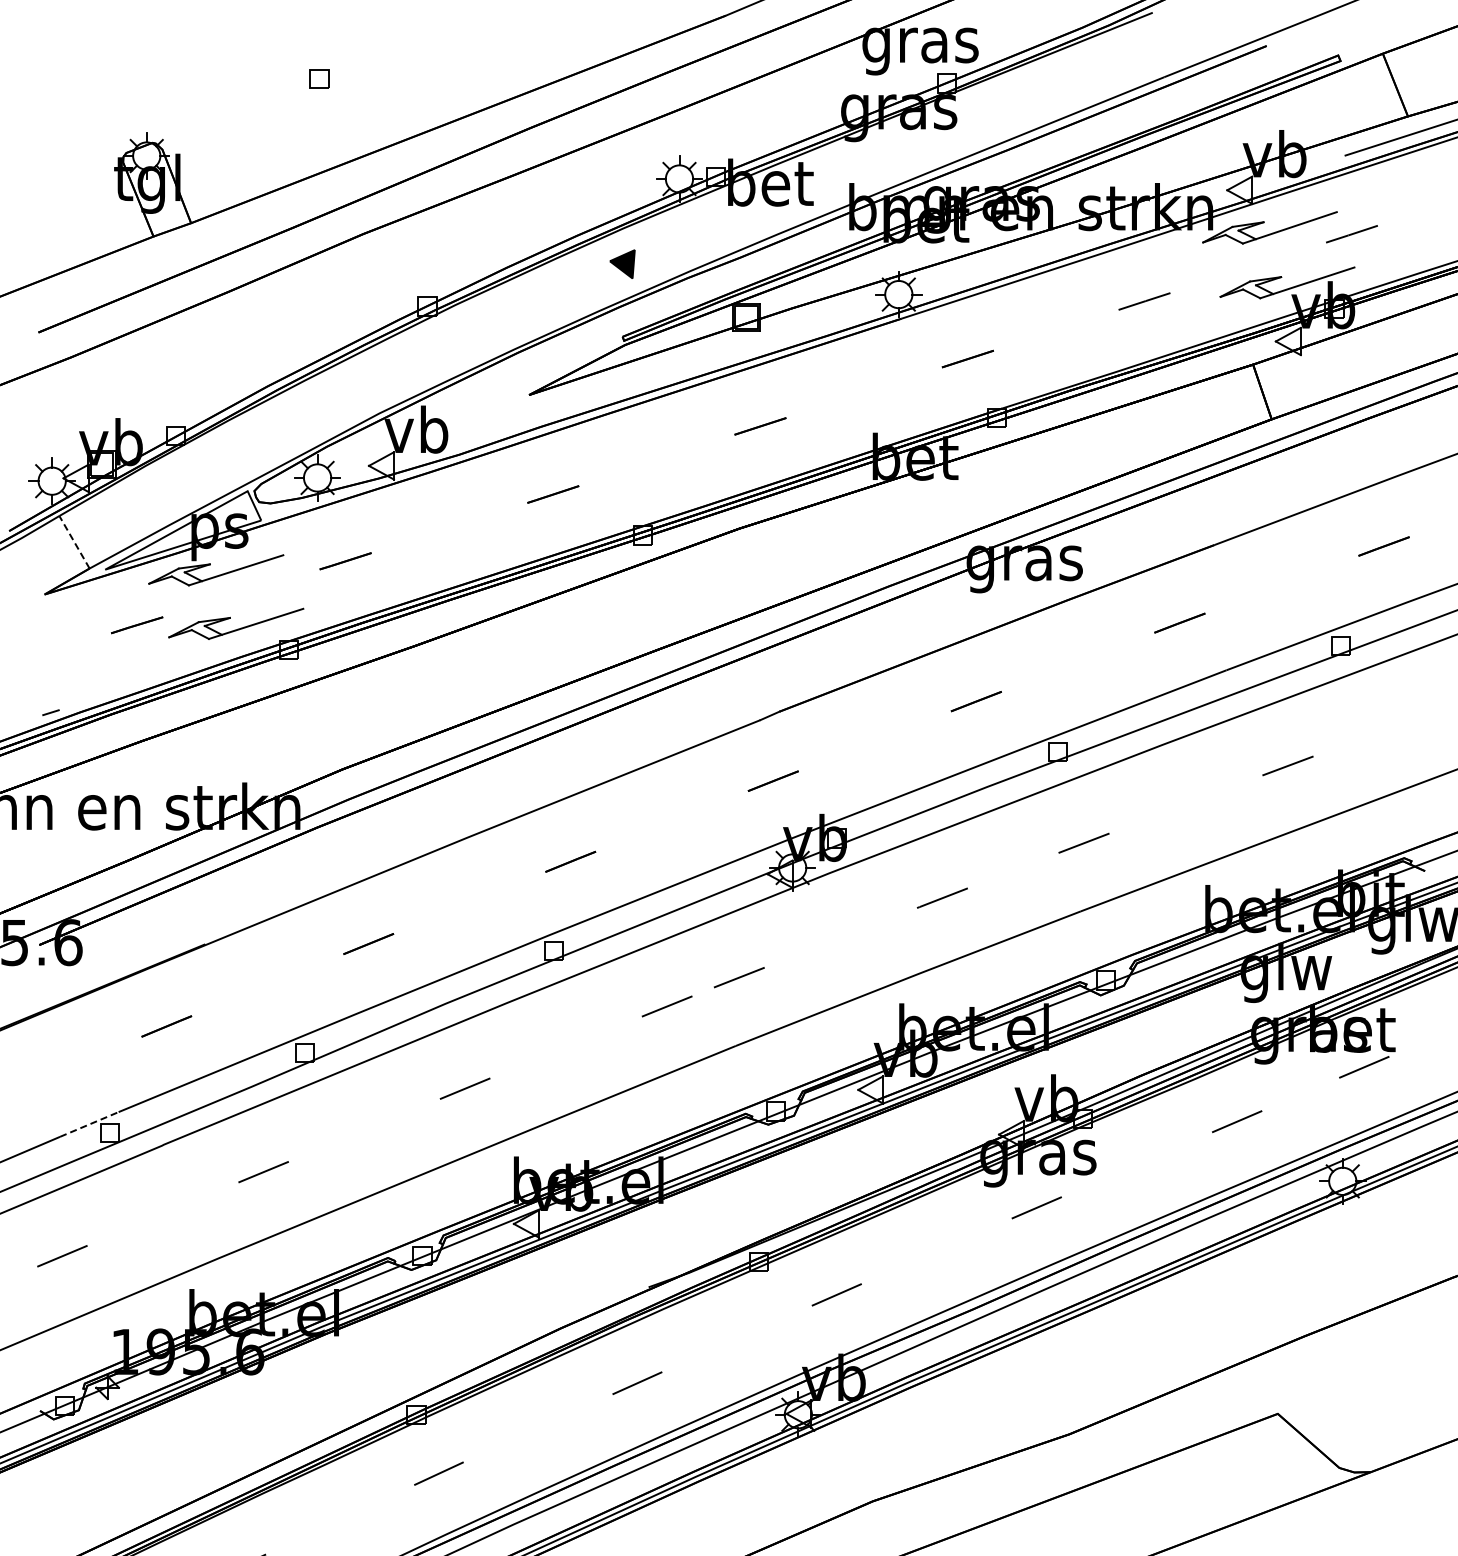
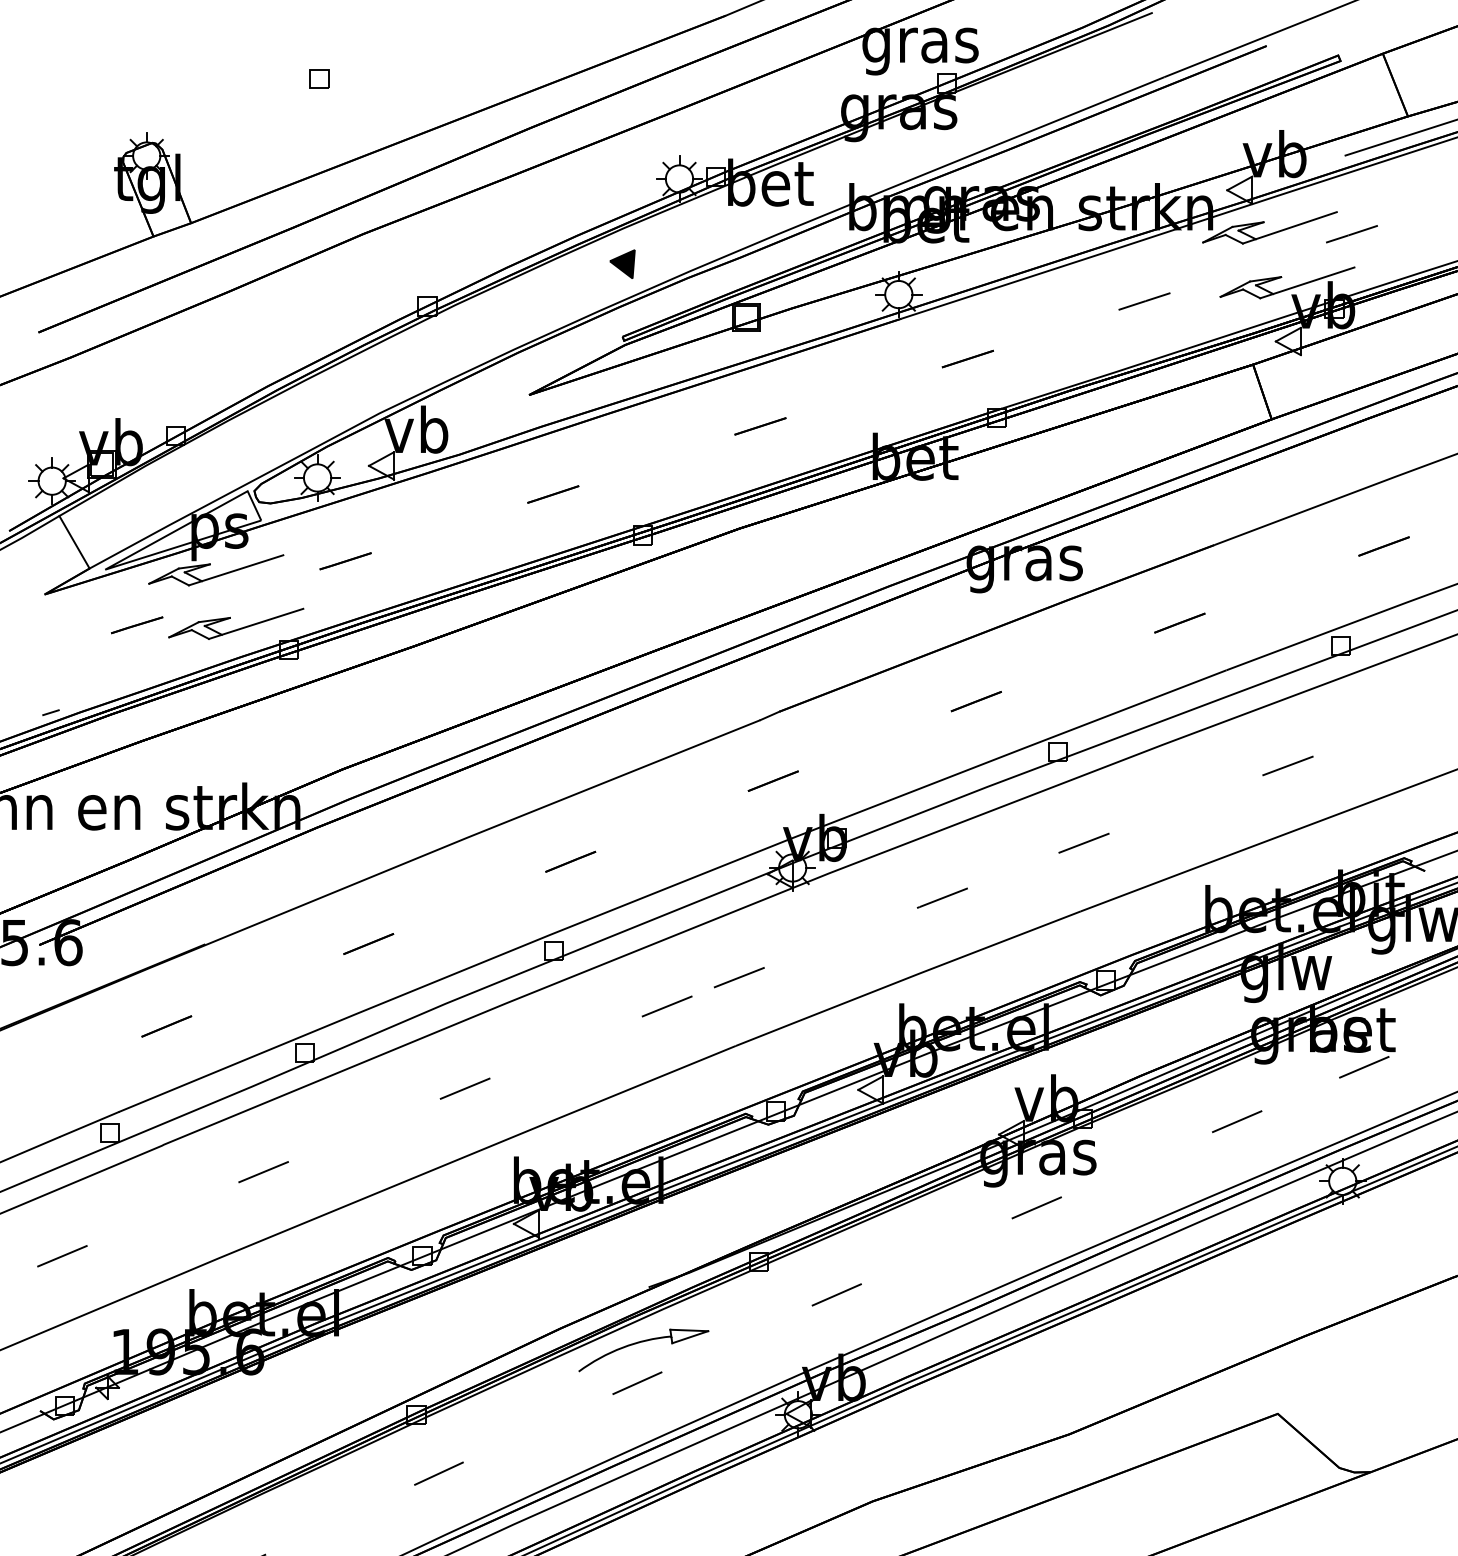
line: dashed -> solid (74, 541)
line: dashed -> solid (89, 1124)
part: none -> present (643, 1342)
